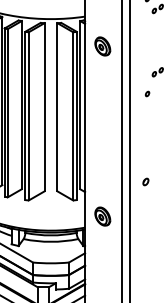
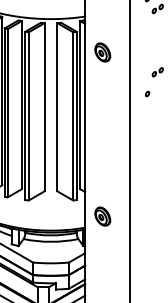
part position: (102, 46) -> (102, 52) (102, 52)
line: present -> none (121, 150)
part: present -> none (145, 181)
